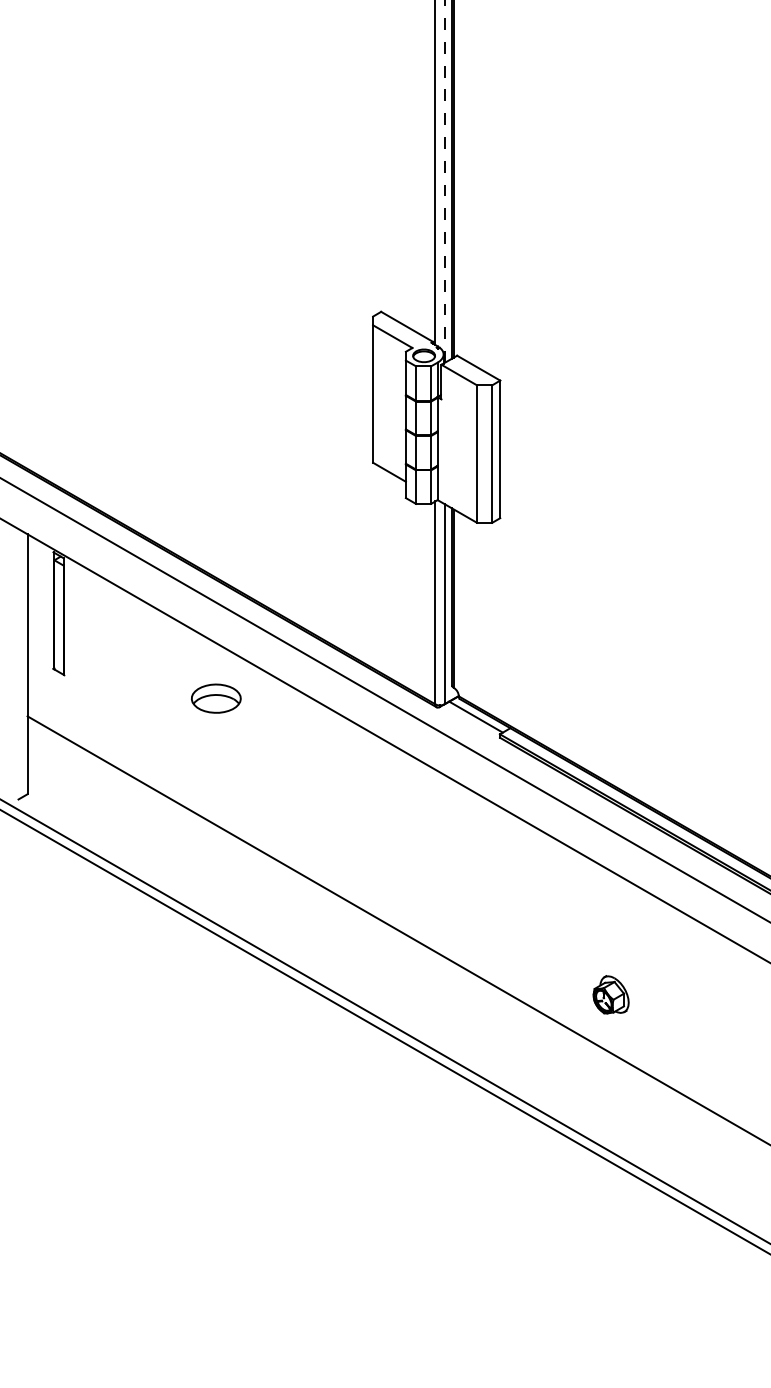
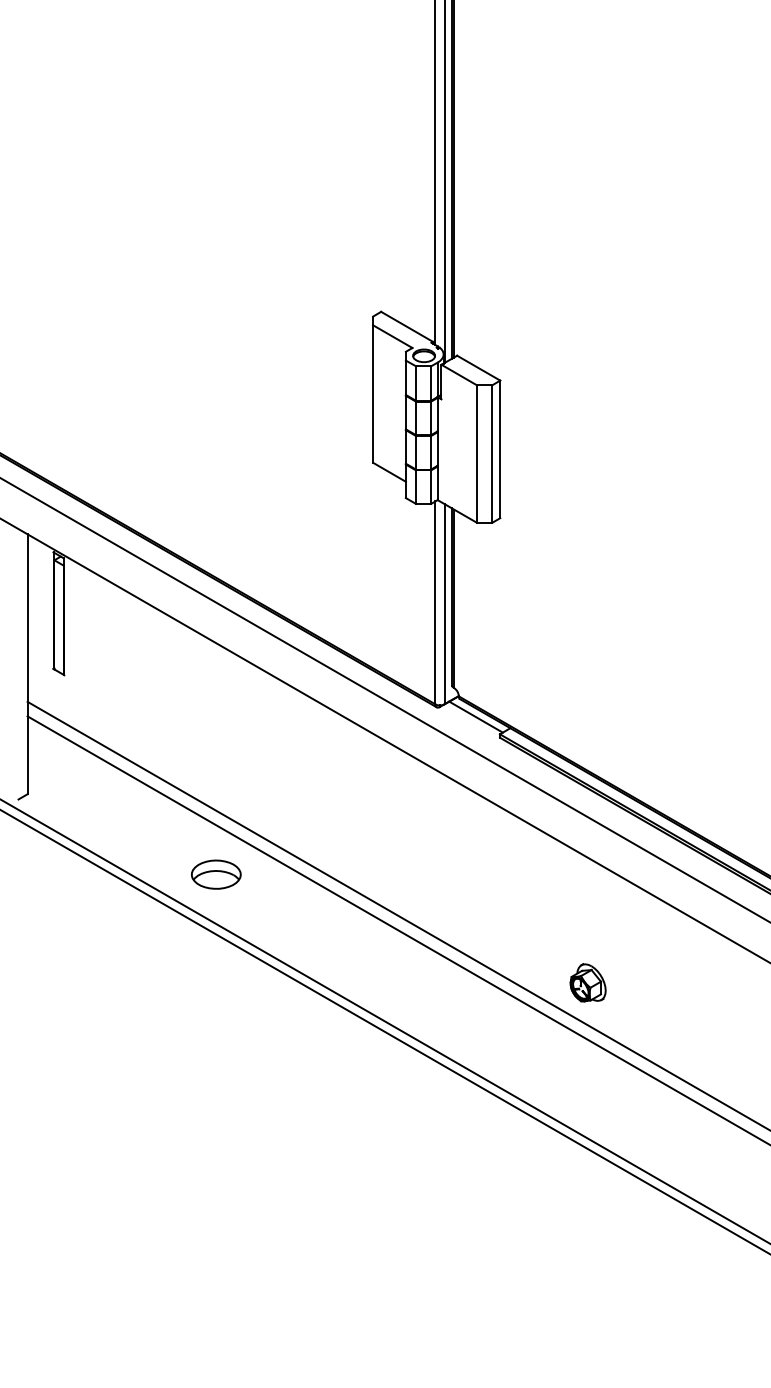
line: dashed -> solid (444, 181)
part position: (216, 698) -> (216, 874) (216, 874)
line: none -> present (397, 914)
part position: (610, 994) -> (587, 982) (587, 982)
